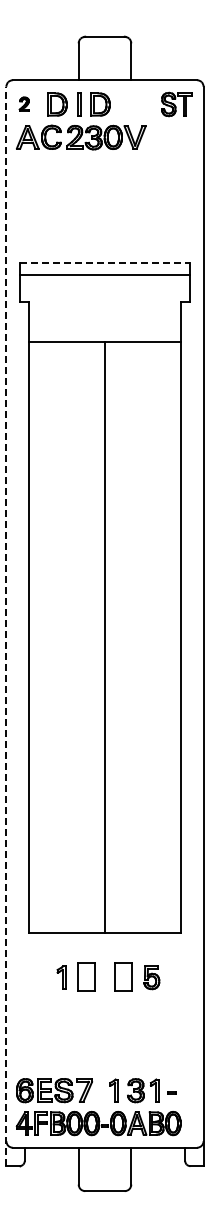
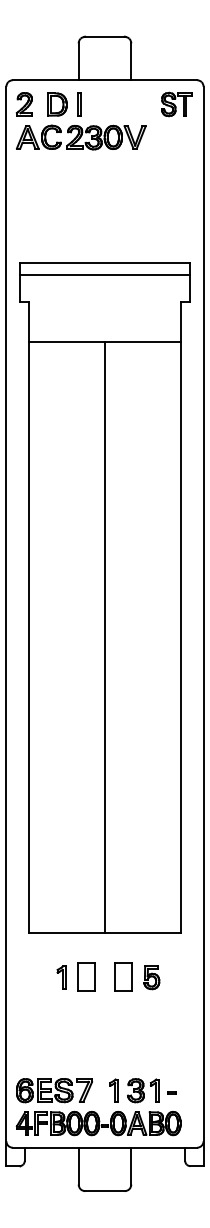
part size: 12x16 px -> 18x25 px (23, 104)
part: present -> none (100, 104)
line: dashed -> solid (105, 262)
line: dashed -> solid (6, 626)
